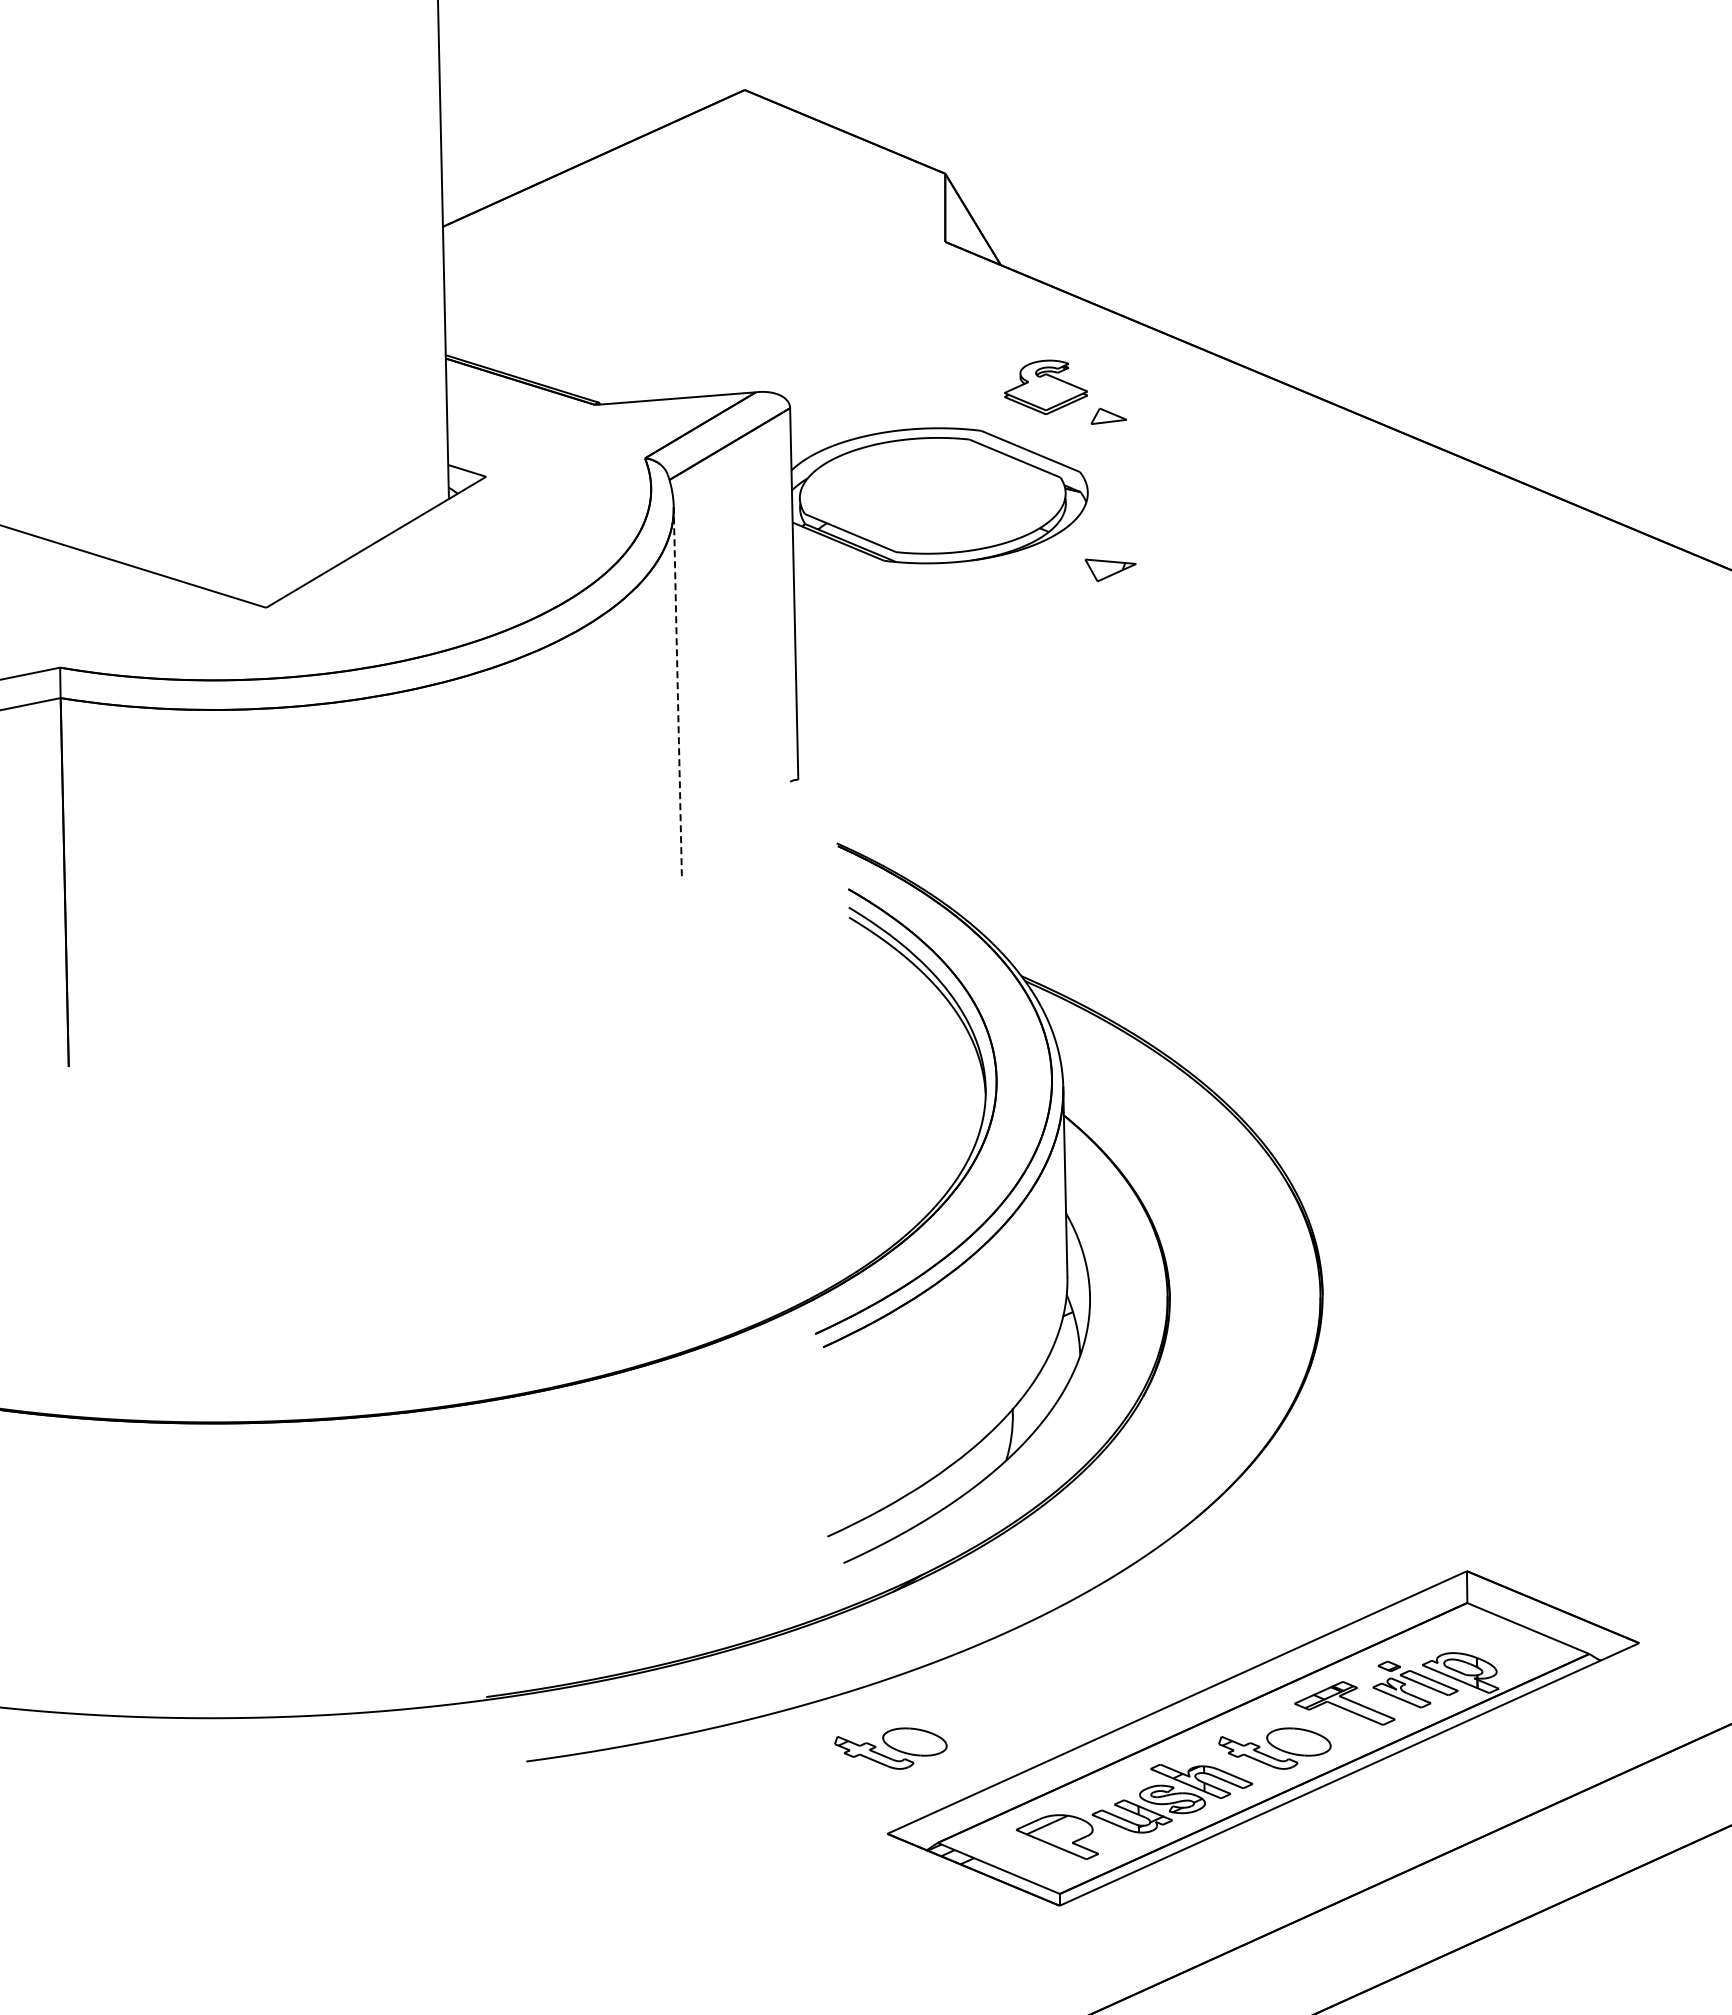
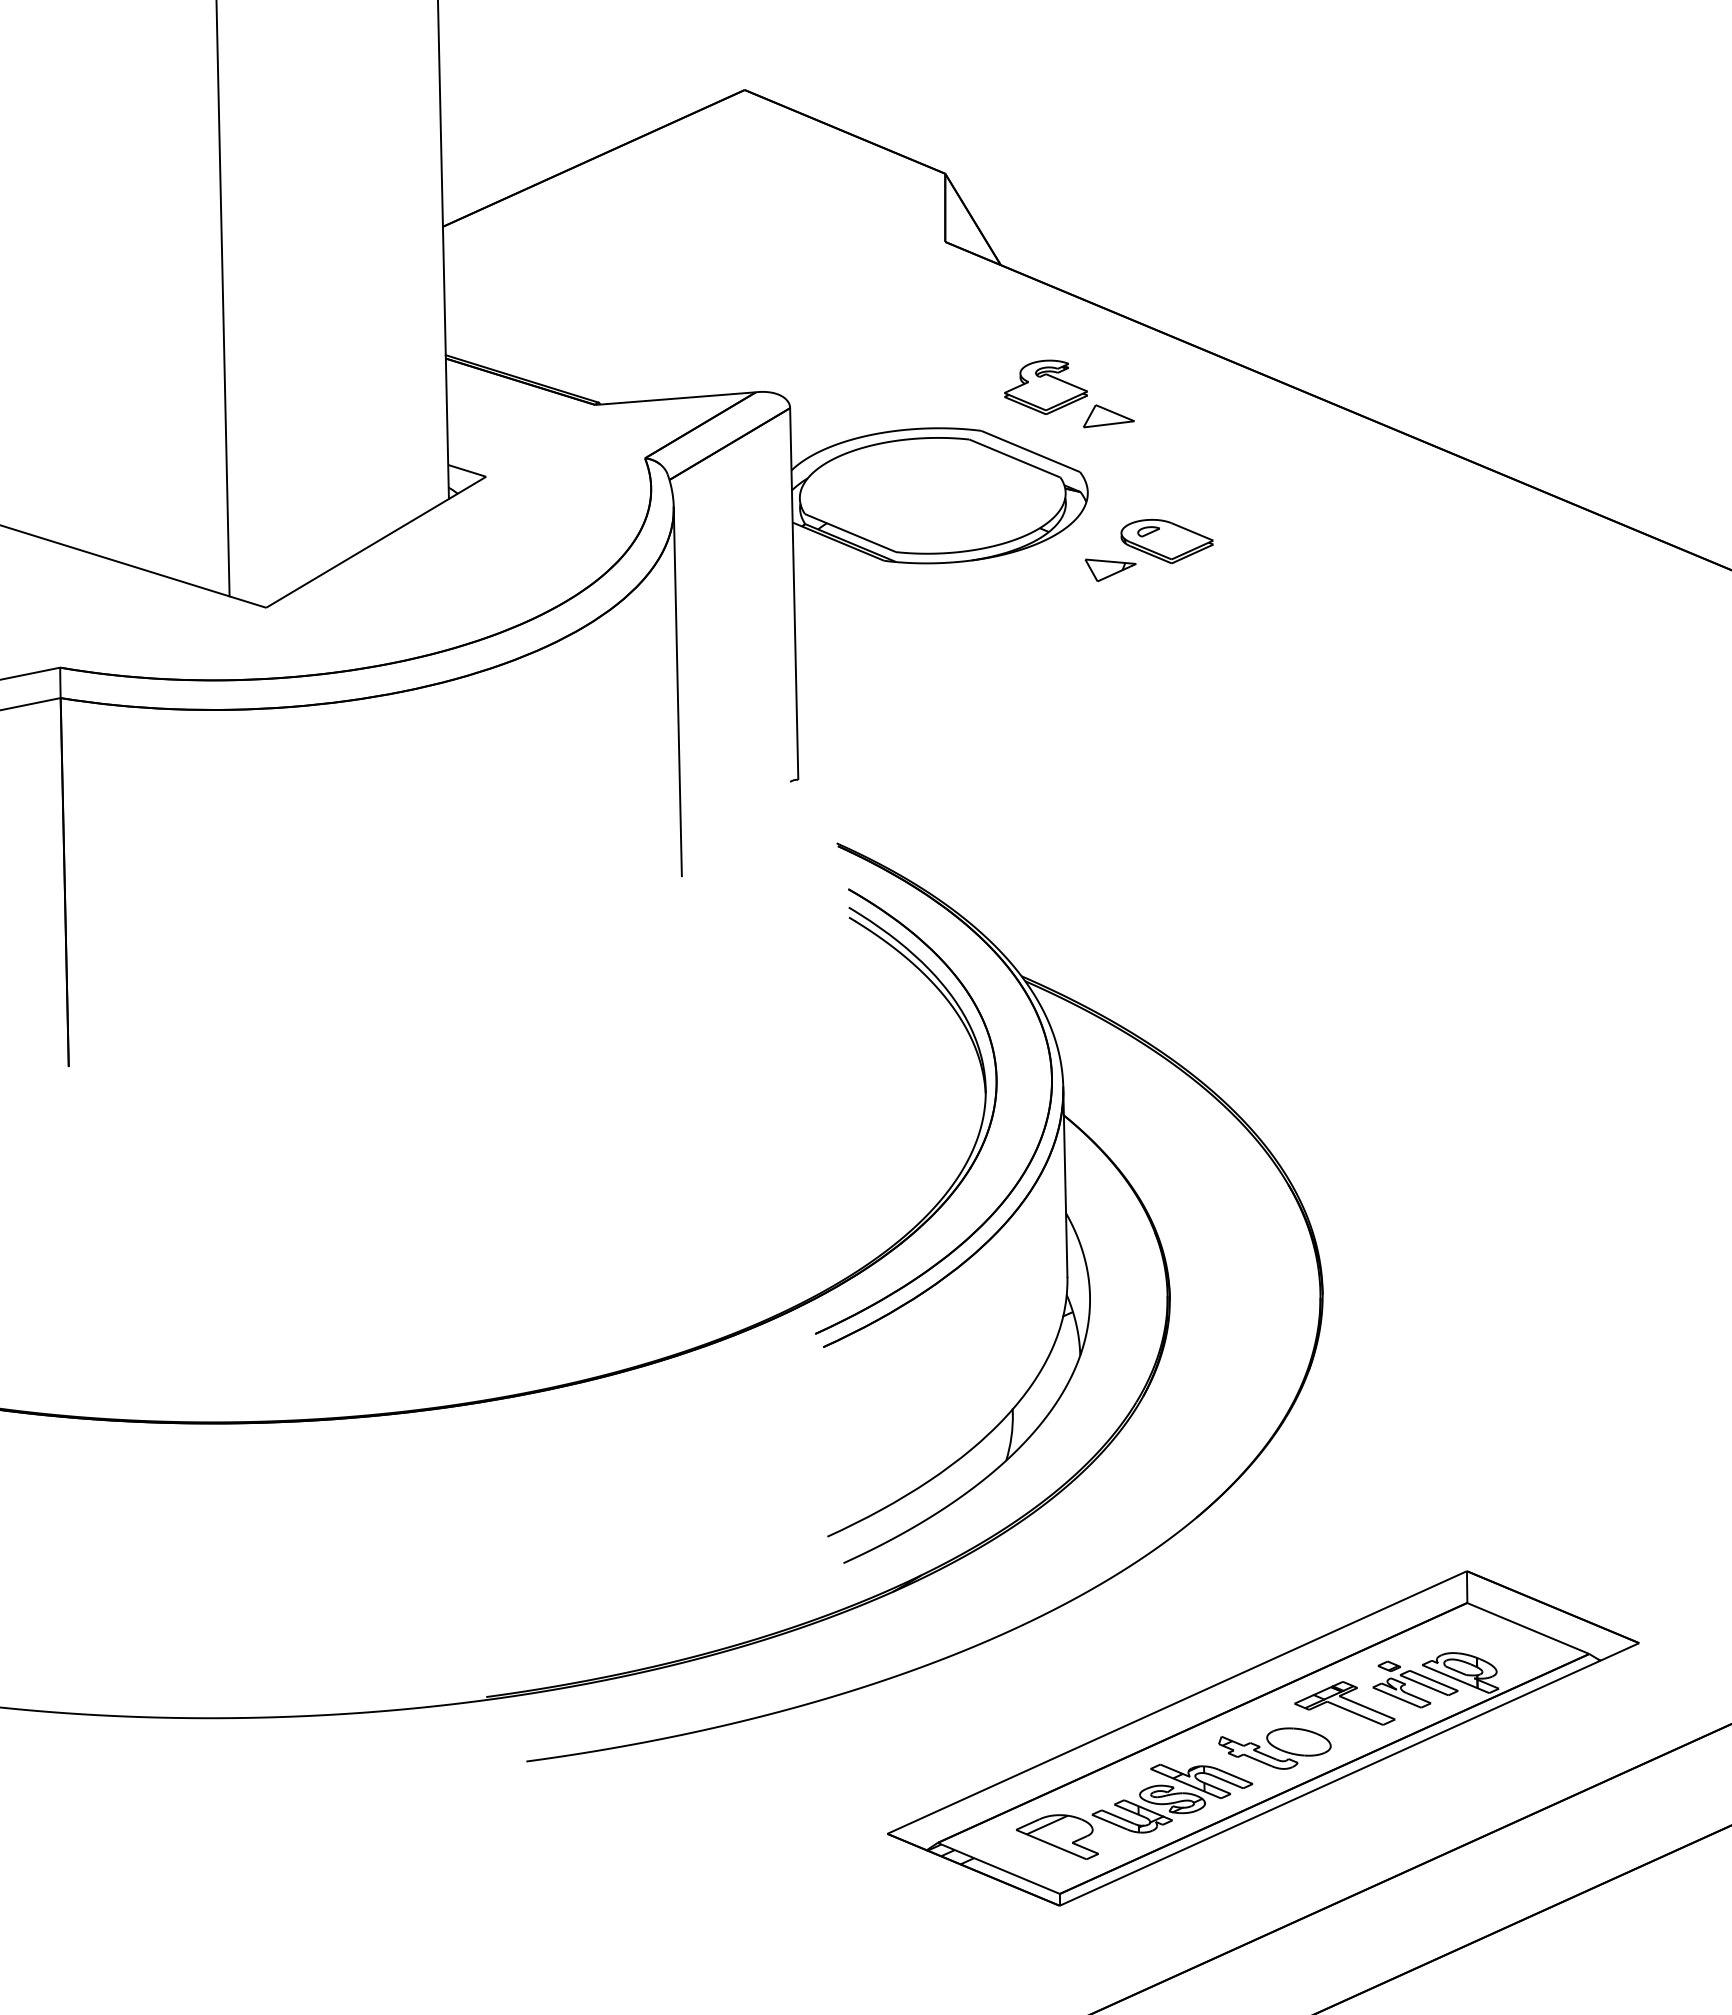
line: none -> present (222, 299)
part size: 37x18 px -> 52x25 px (1108, 416)
part: none -> present (1166, 541)
line: dashed -> solid (677, 691)
part: present -> none (890, 1748)
